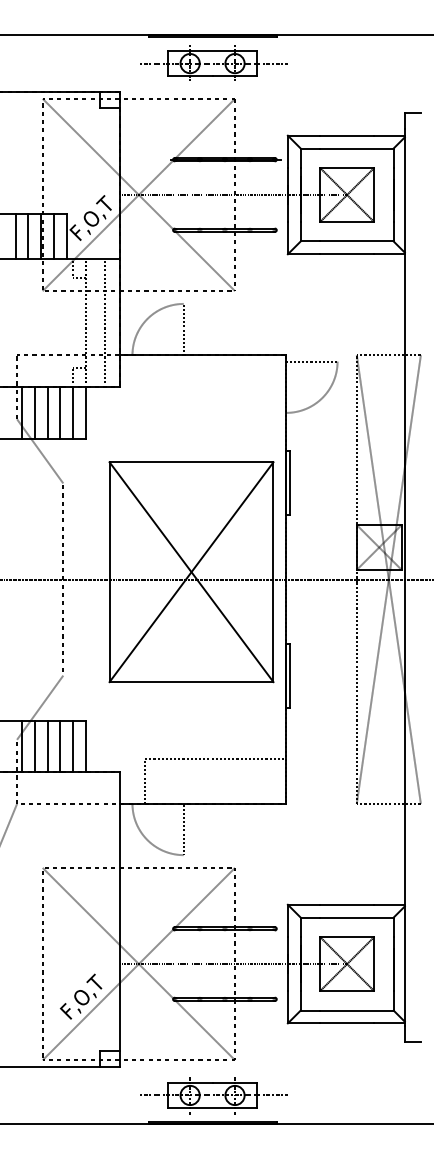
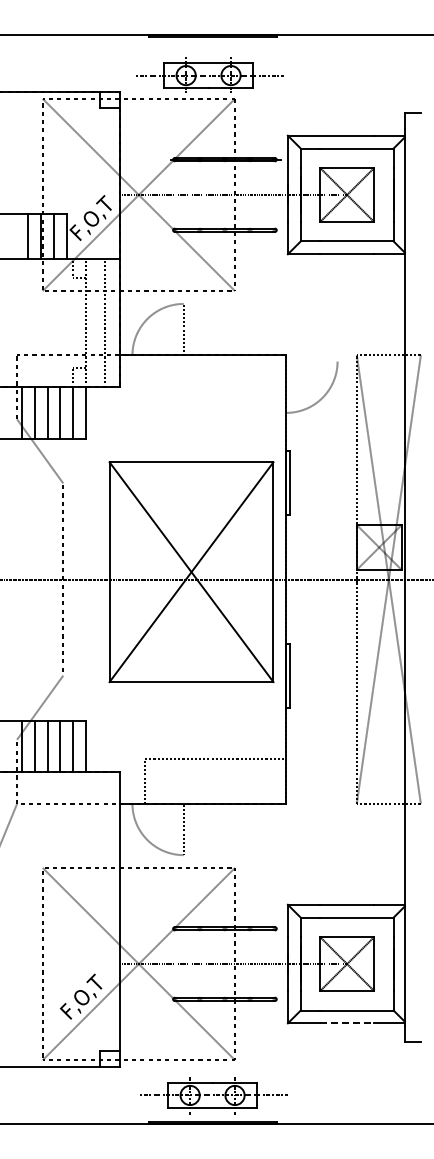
part position: (213, 62) -> (209, 74) (209, 74)
line: present -> none (15, 236)
line: present -> none (311, 361)
line: solid -> dashed (347, 1023)
